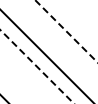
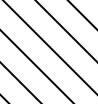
line: none -> present (81, 14)
line: dashed -> solid (66, 31)
line position: (46, 55) -> (49, 46) (49, 46)
line: dashed -> solid (37, 66)
line: none -> present (20, 82)
